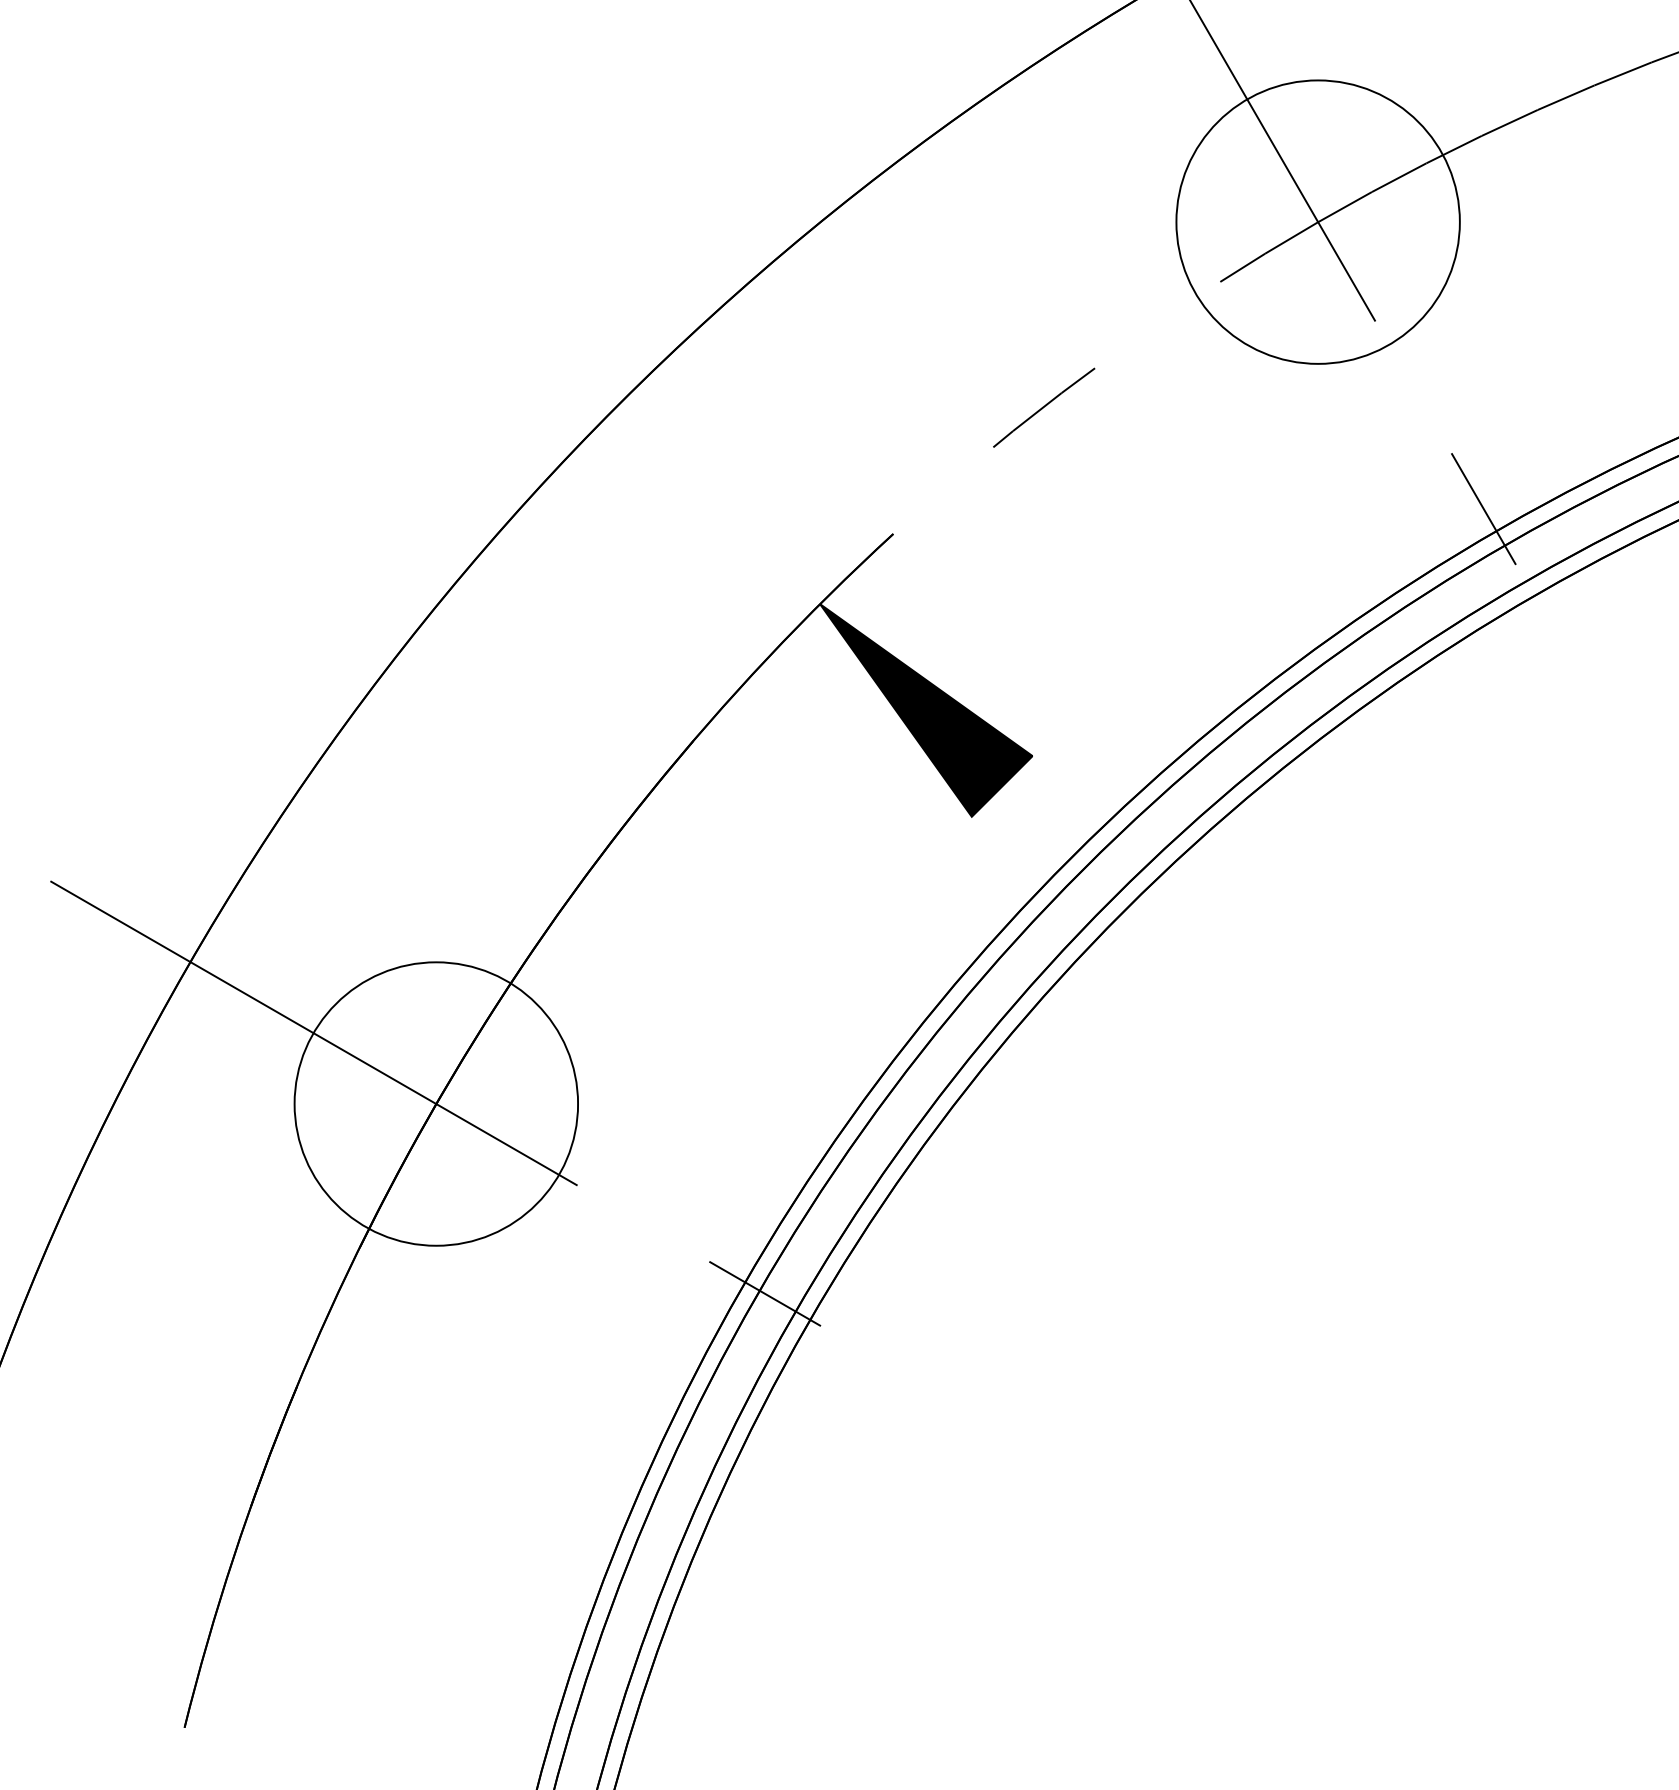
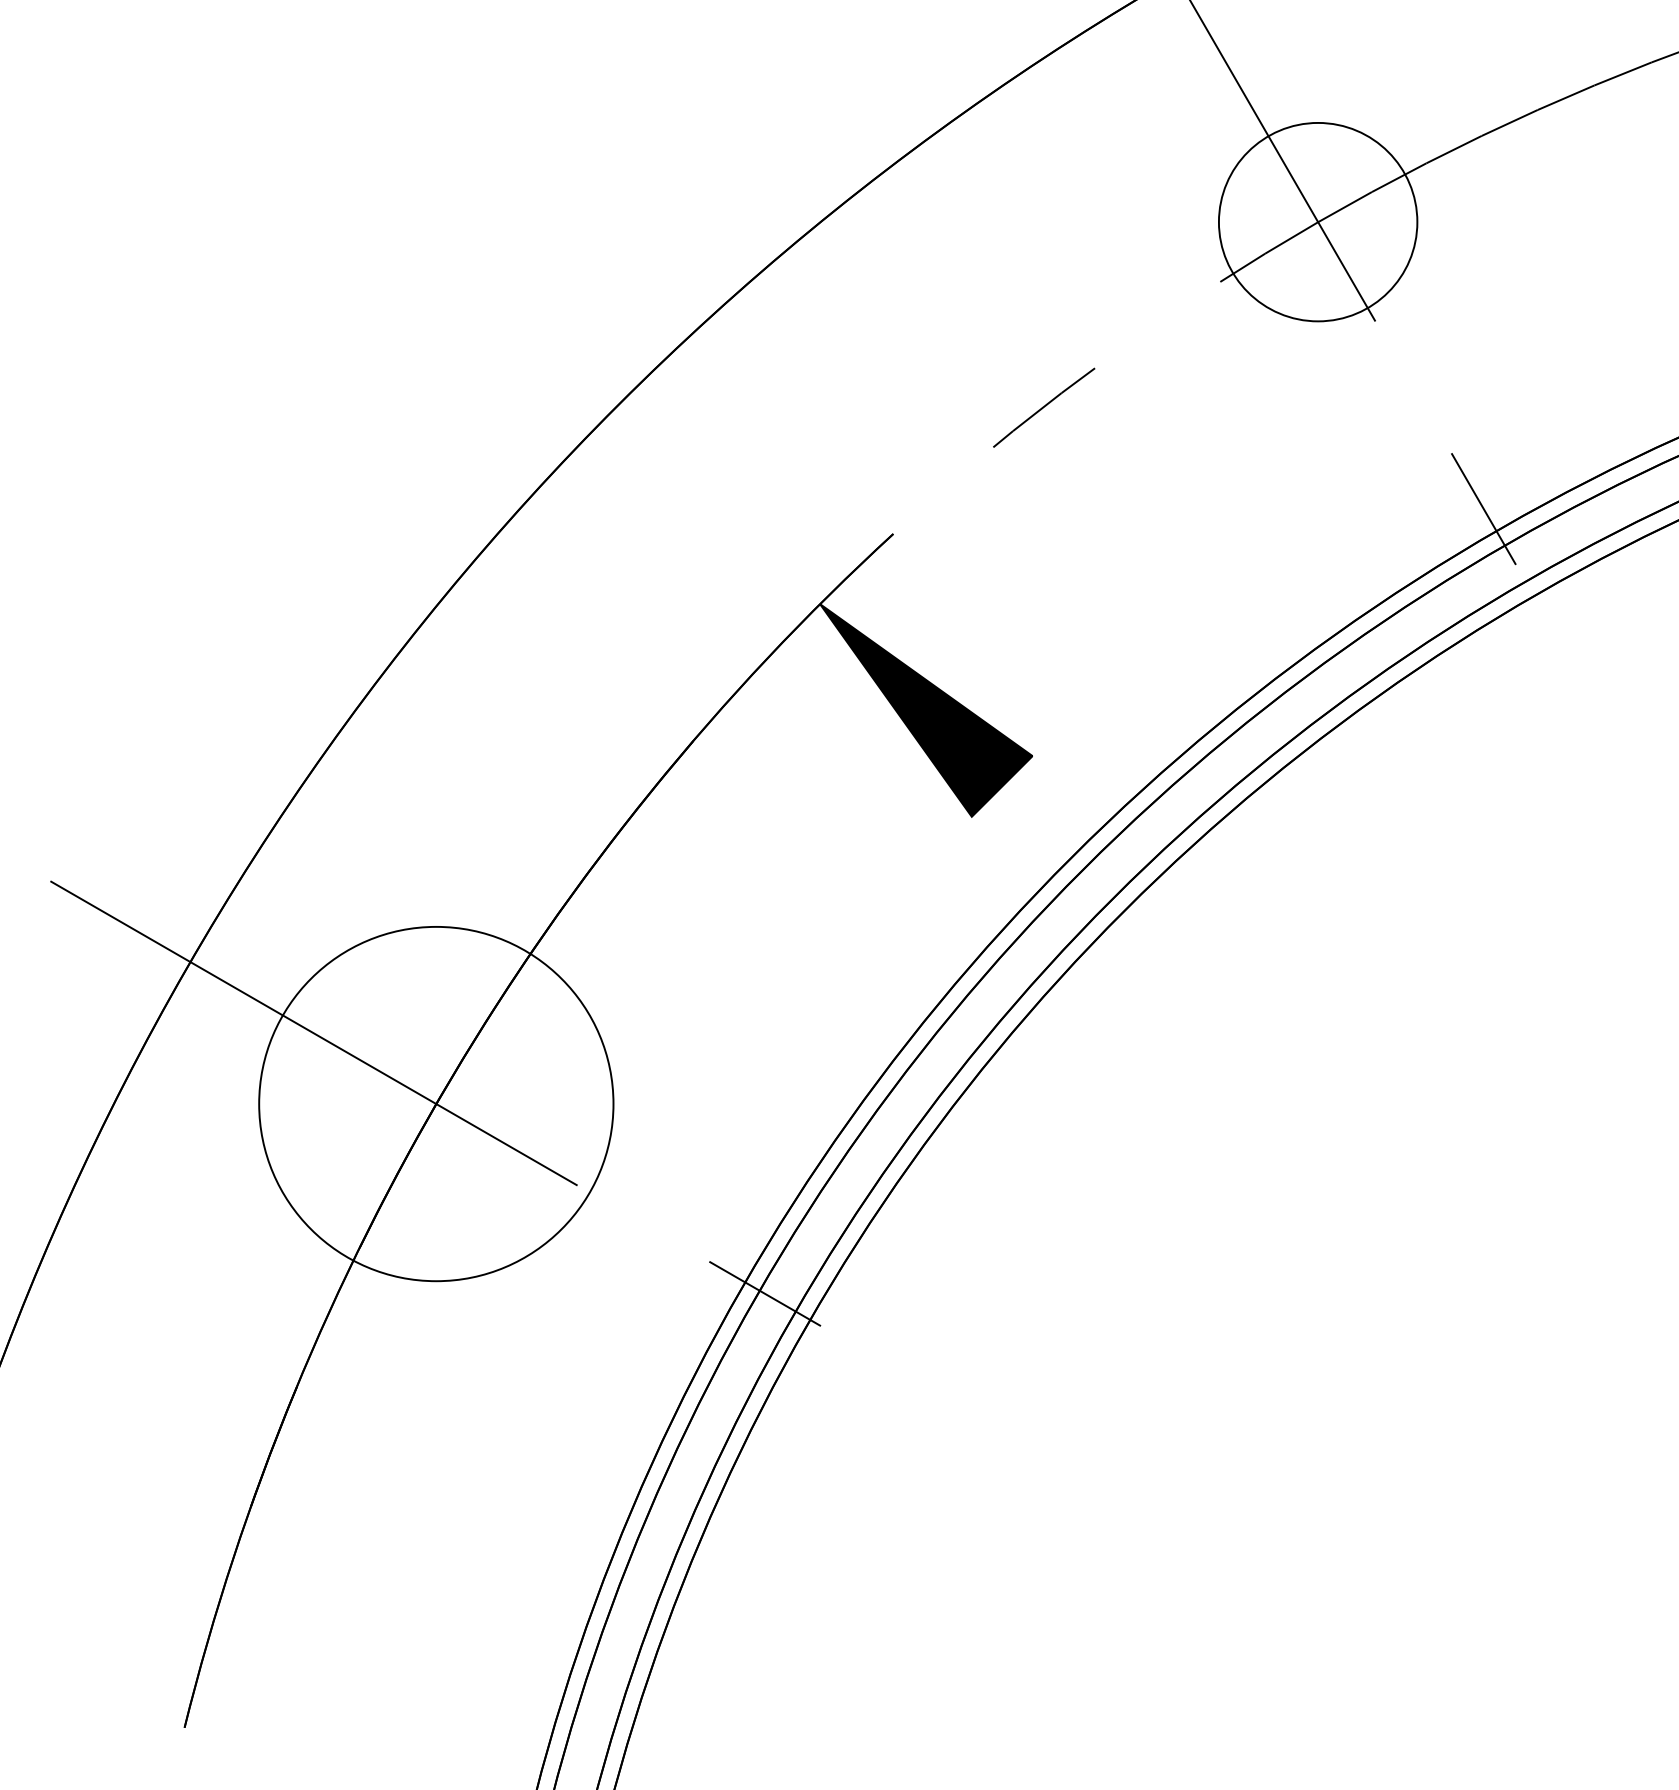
circle diameter: 283 px -> 198 px (1317, 221)
circle diameter: 283 px -> 354 px (436, 1103)
